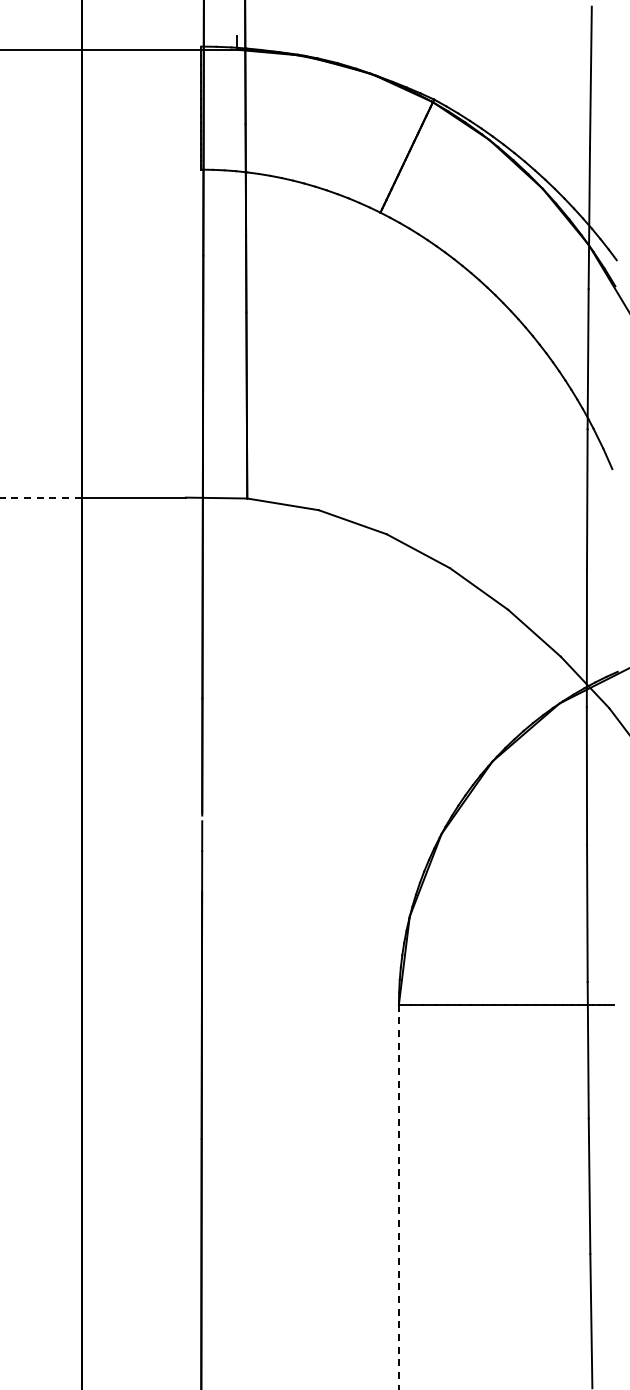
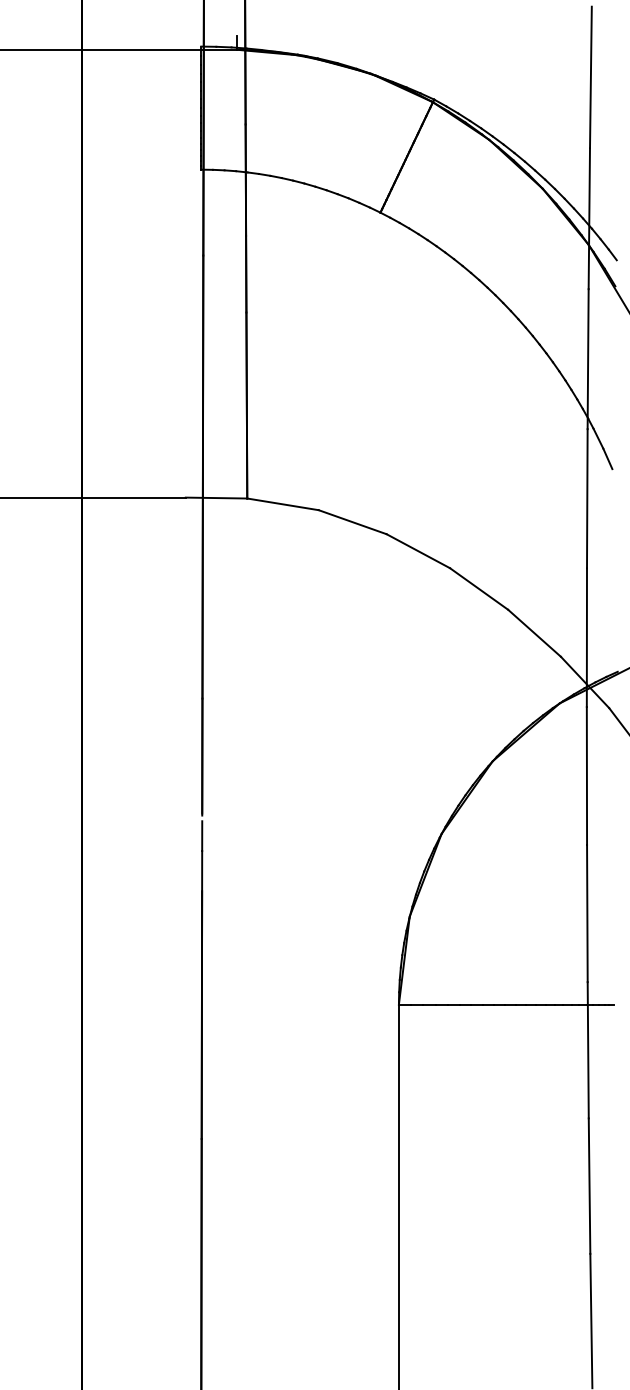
line: dashed -> solid (41, 497)
line: dashed -> solid (398, 1197)
